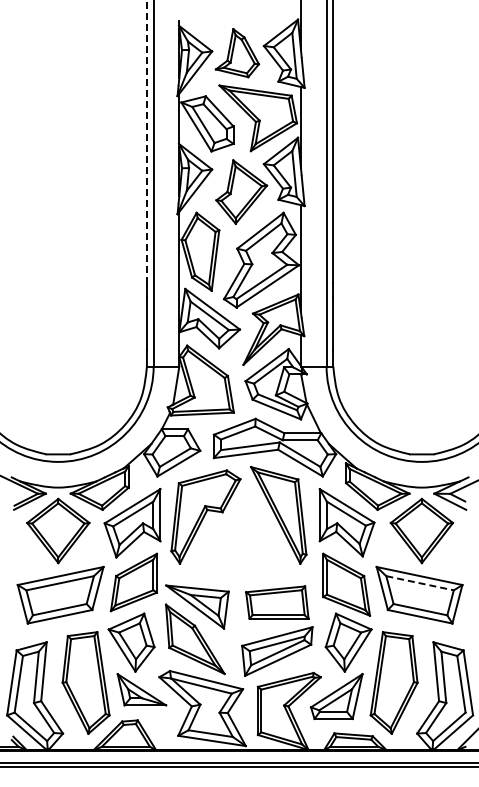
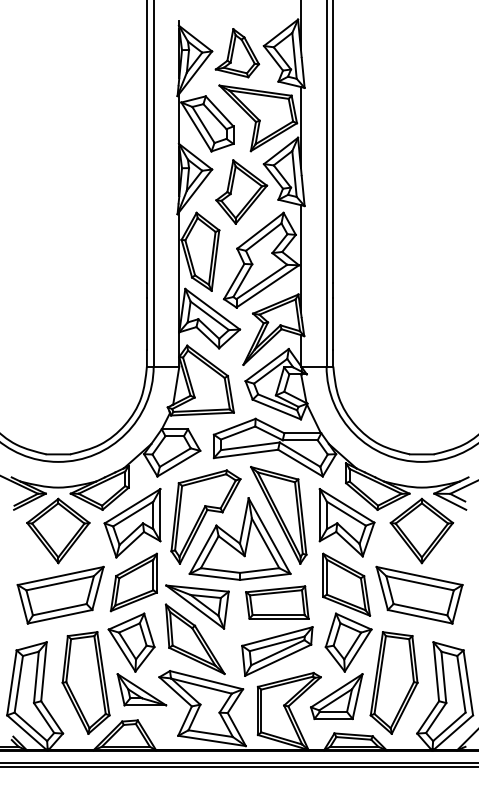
line: dashed -> solid (146, 142)
part: none -> present (239, 538)
line: dashed -> solid (420, 583)
